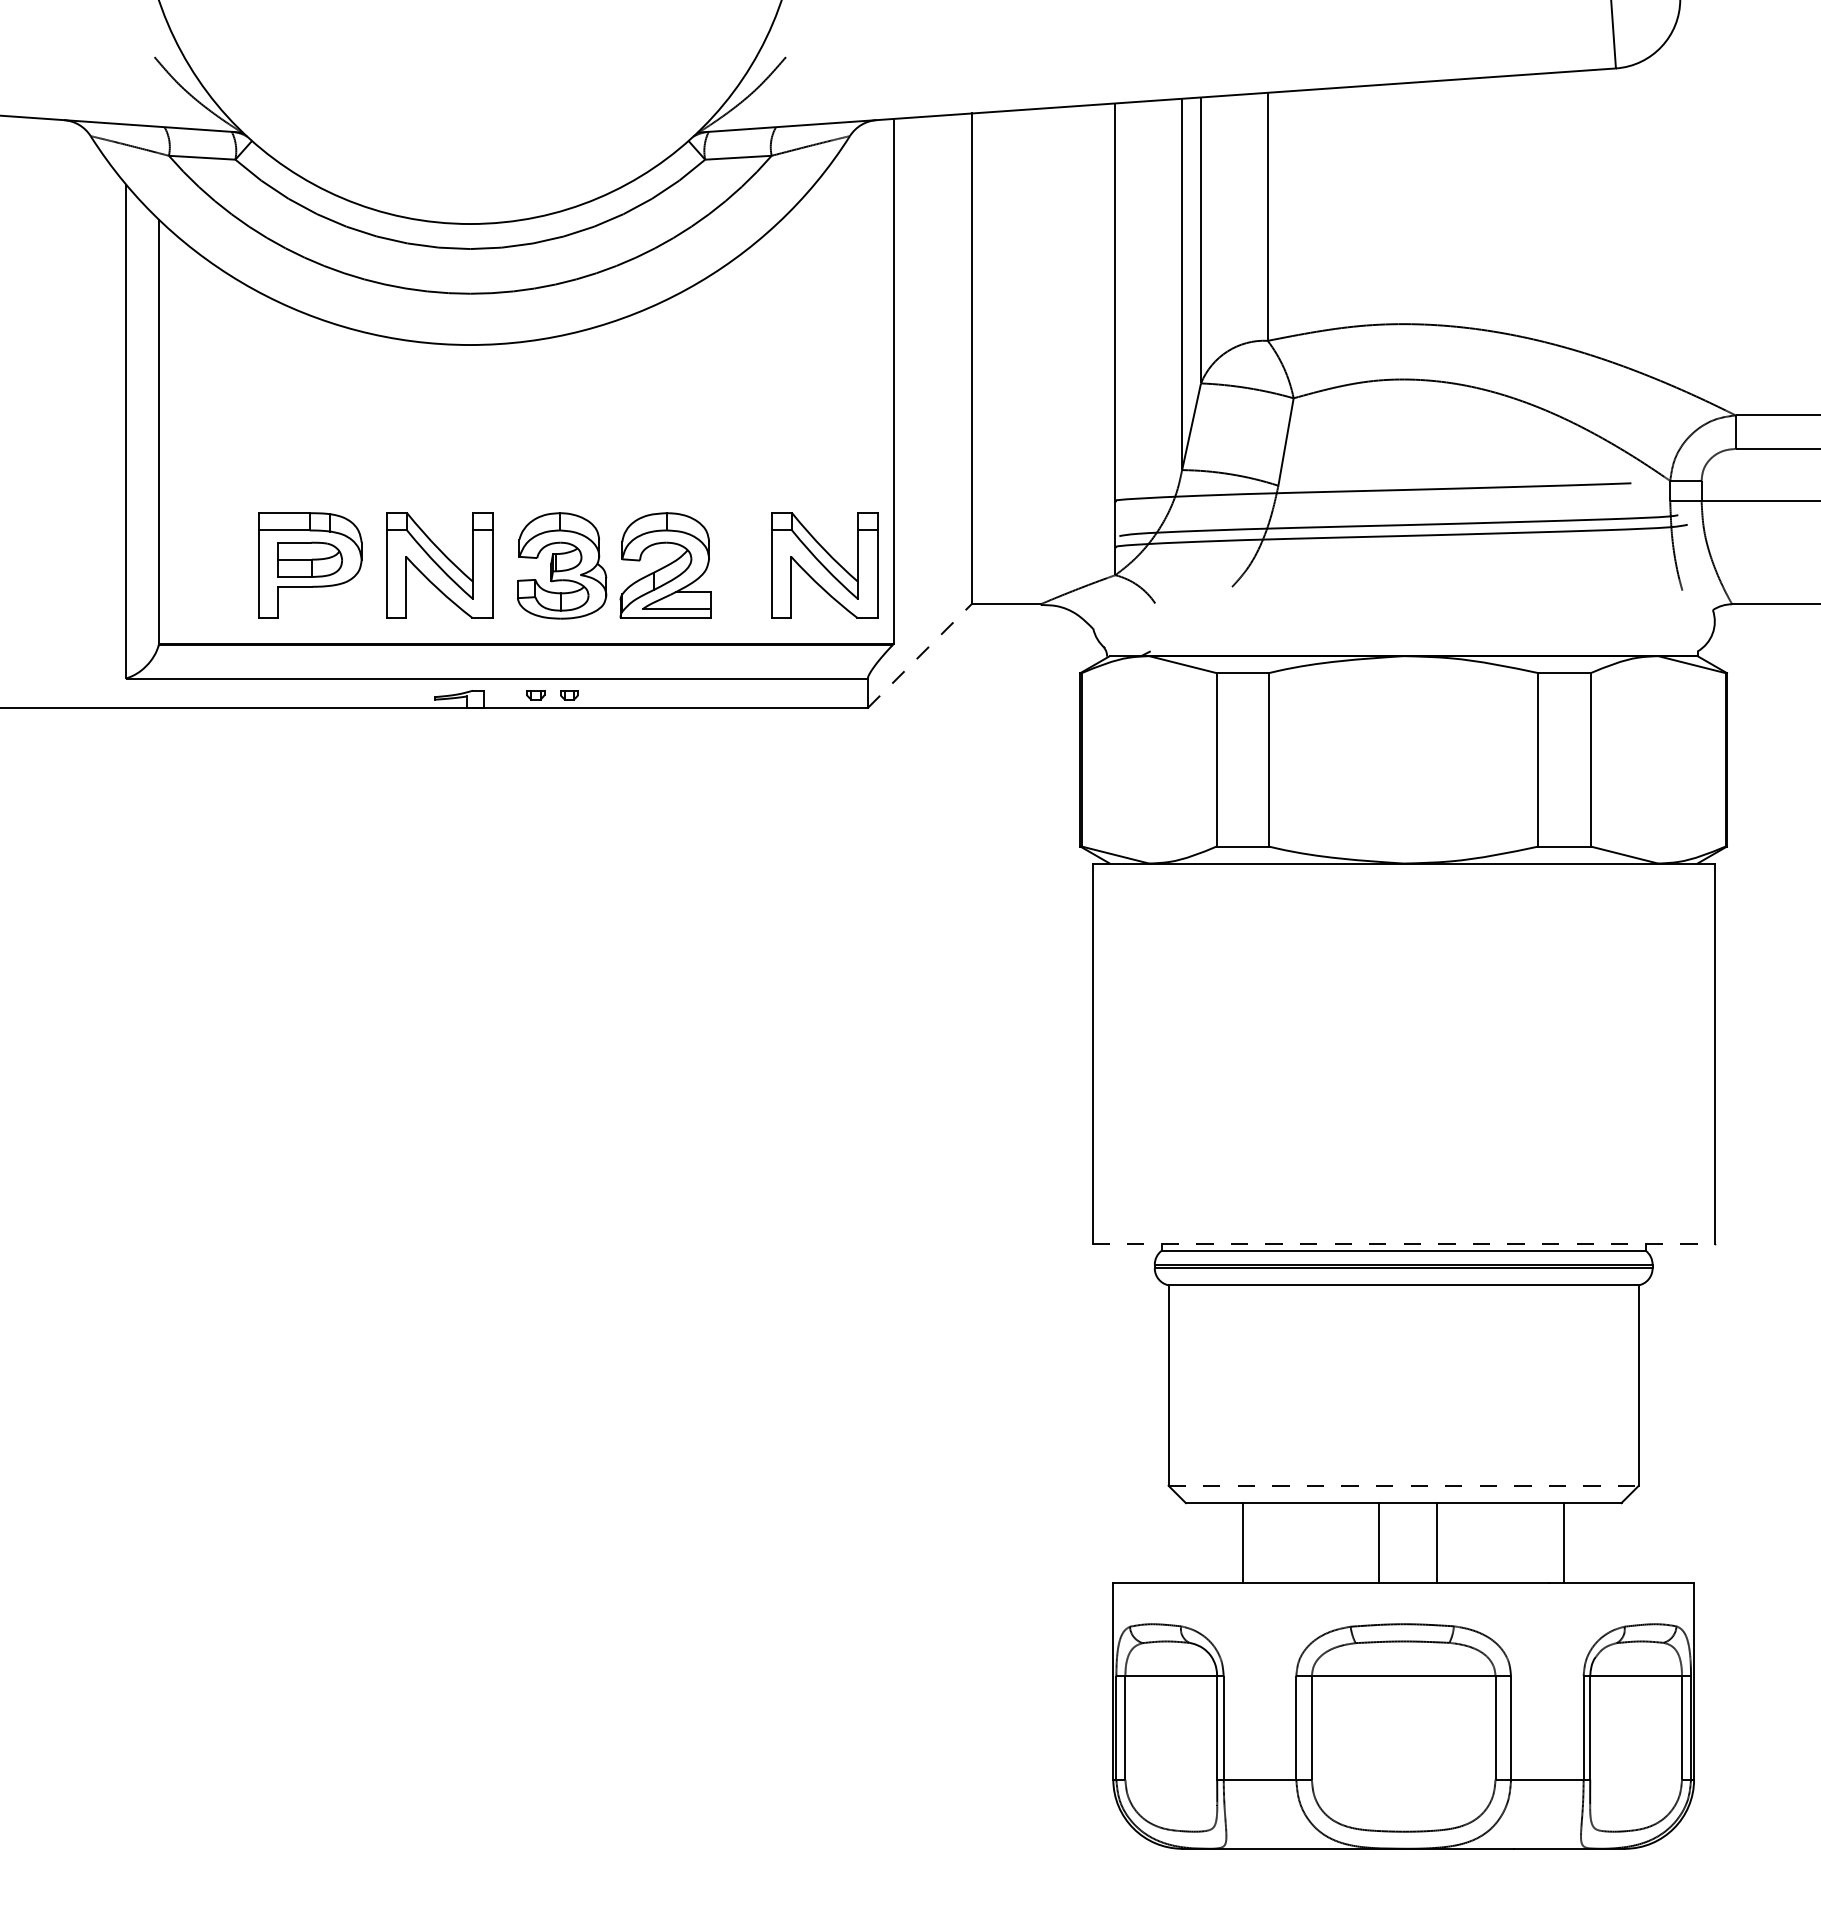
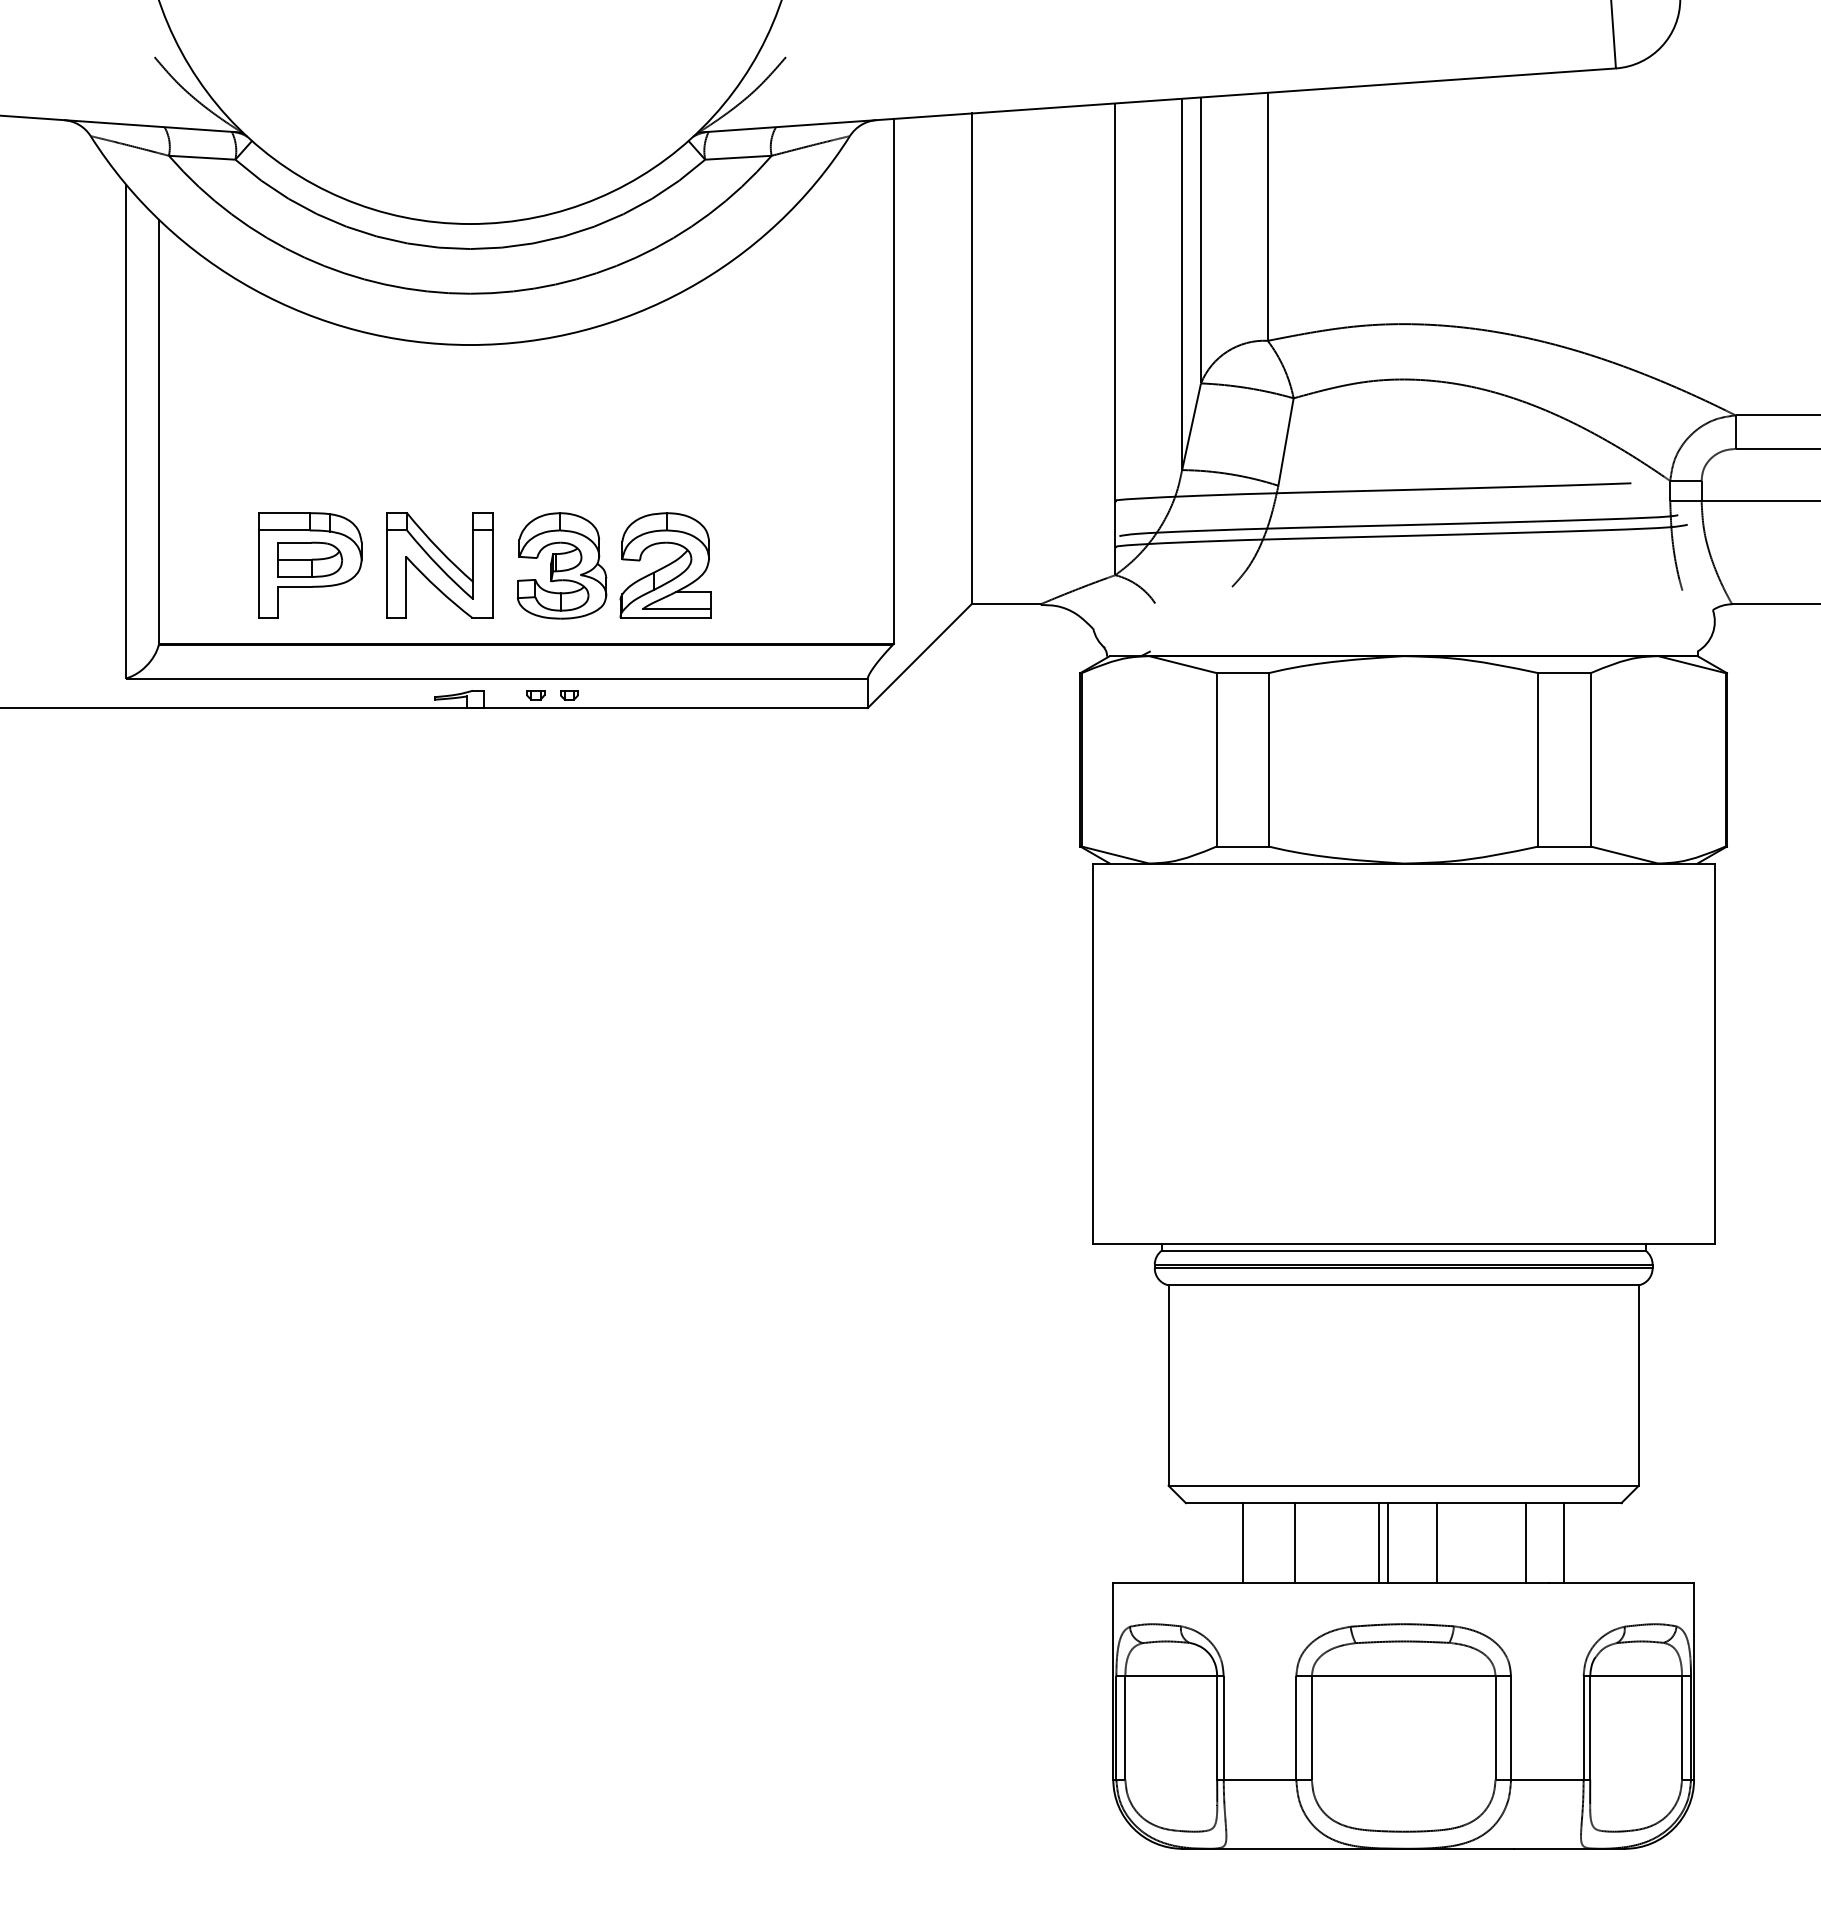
part: present -> none (824, 565)
line: dashed -> solid (920, 655)
line: dashed -> solid (1404, 1243)
line: dashed -> solid (1404, 1485)
line: none -> present (1294, 1542)
line: none -> present (1387, 1542)
line: none -> present (1526, 1542)
